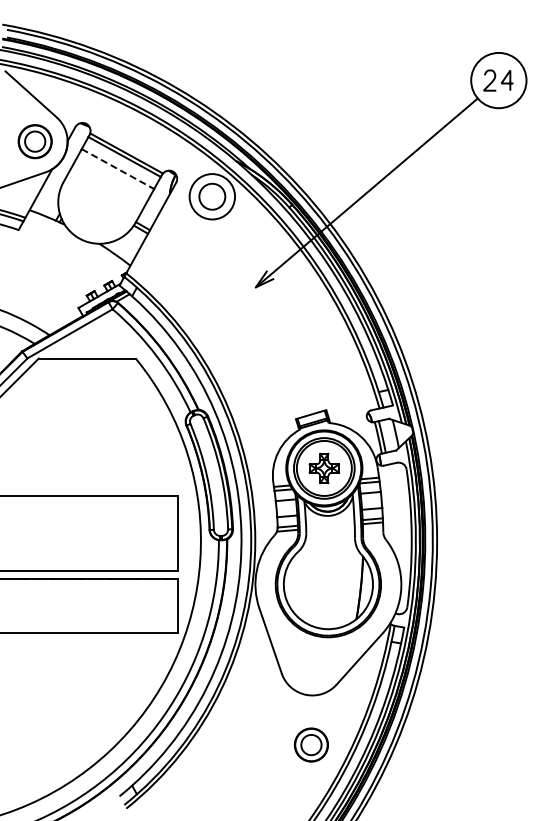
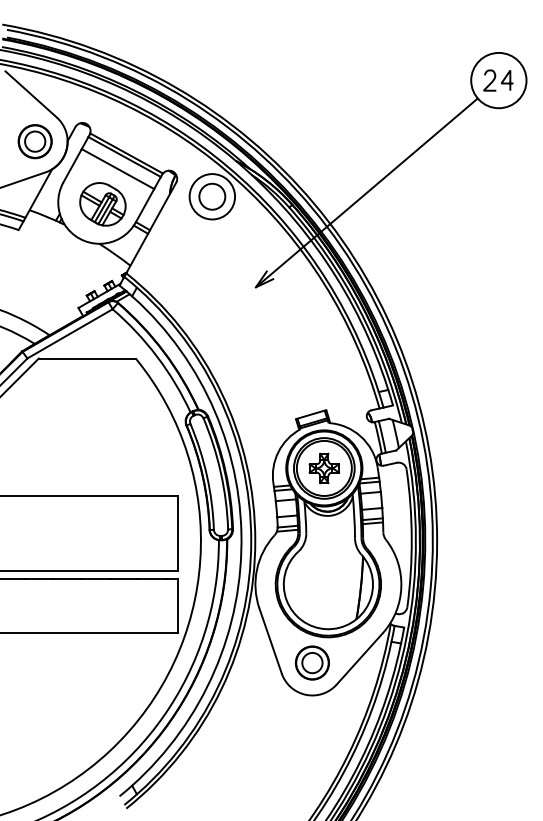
line: dashed -> solid (118, 169)
part: none -> present (102, 204)
part position: (311, 744) -> (312, 662) (312, 662)
